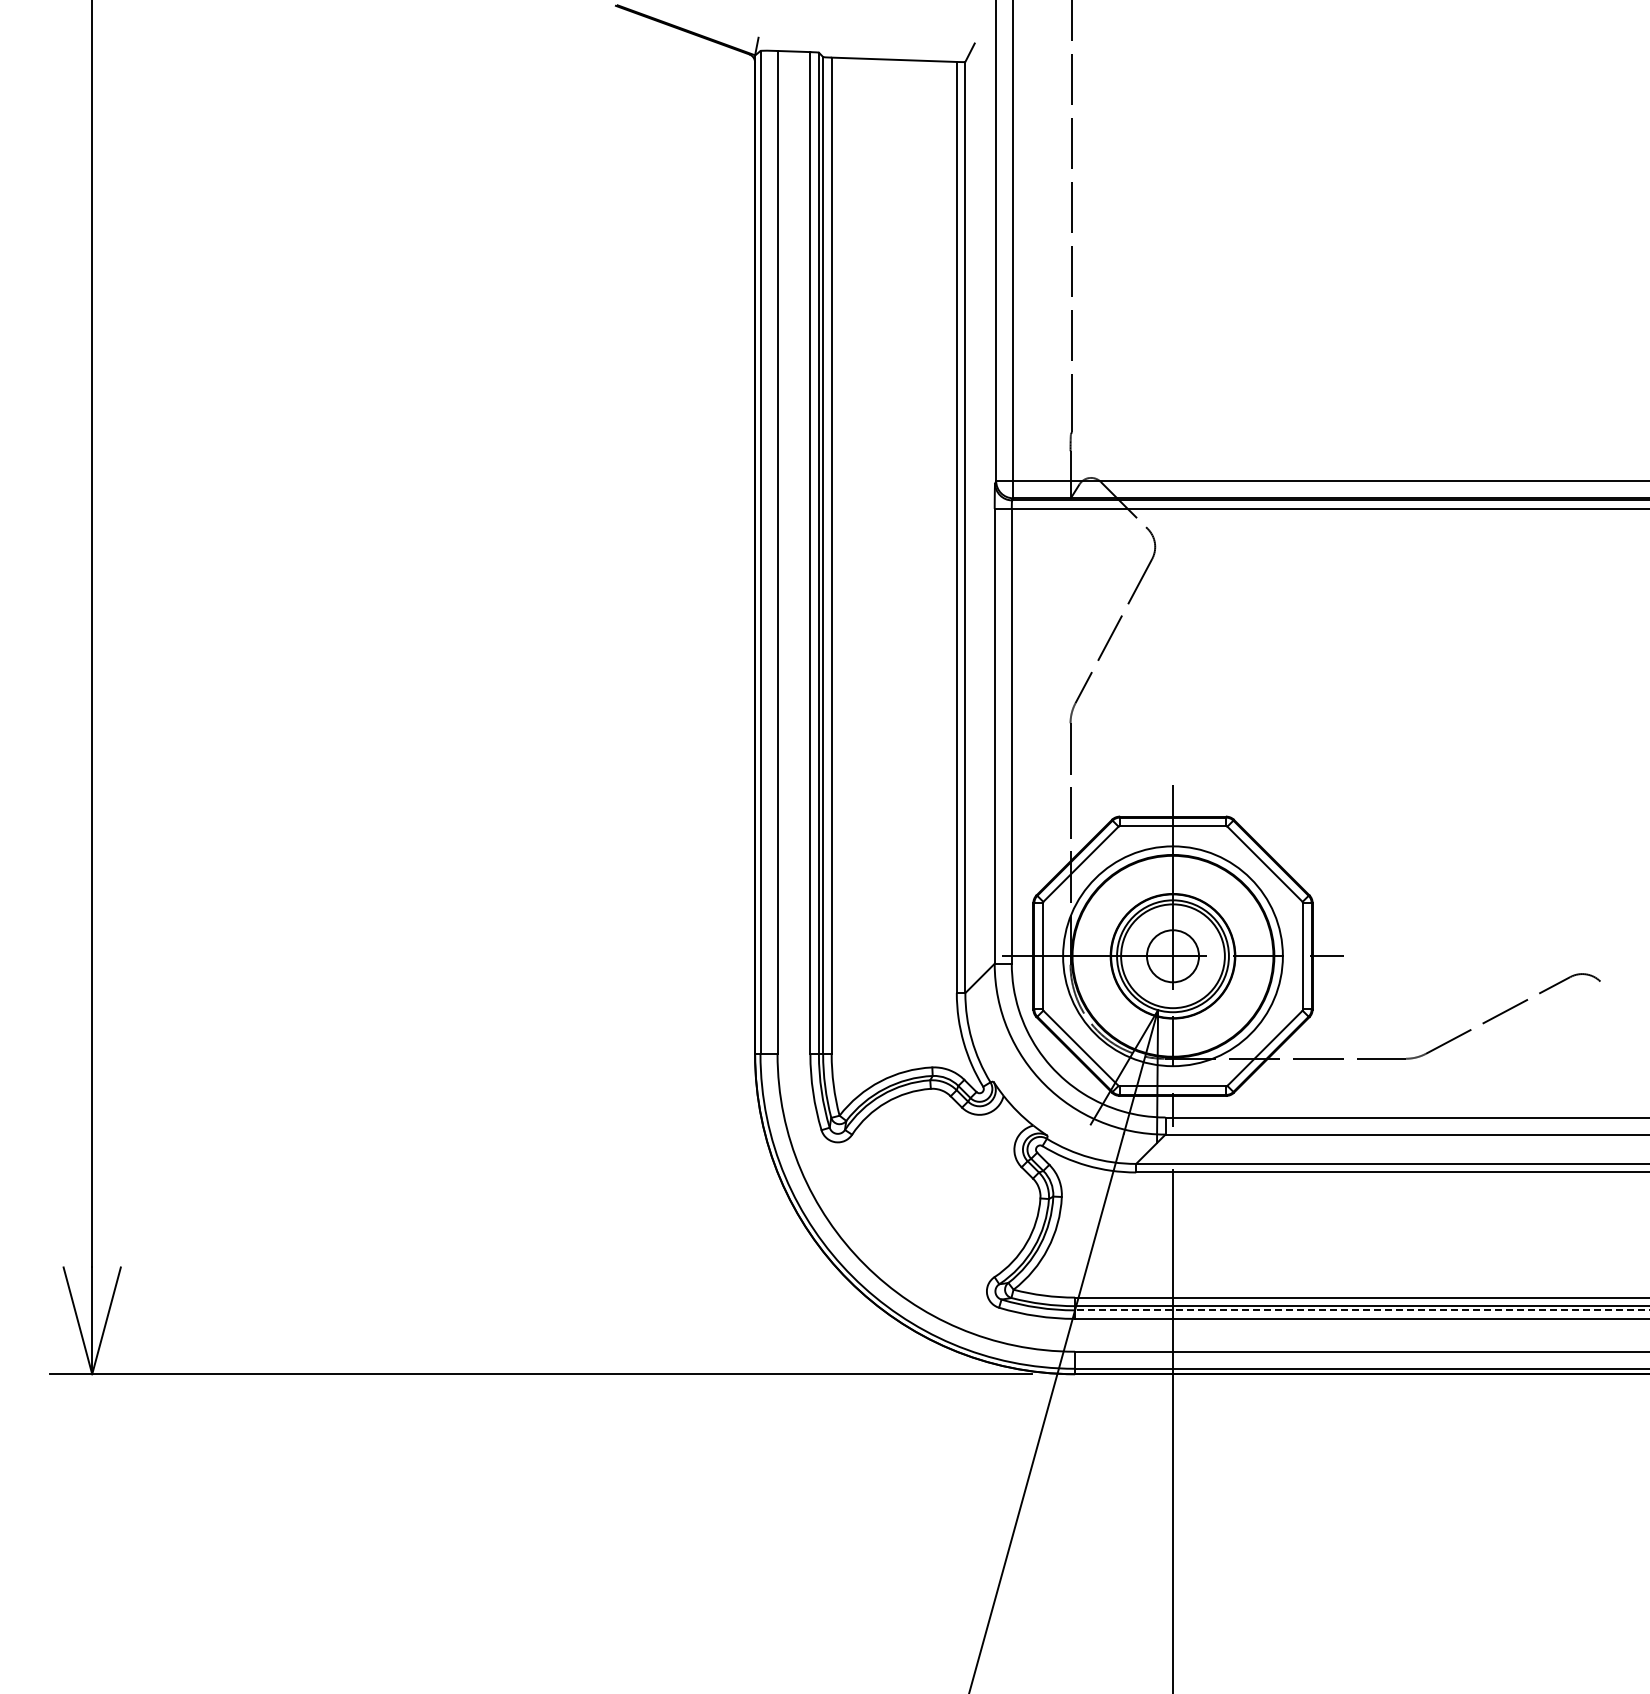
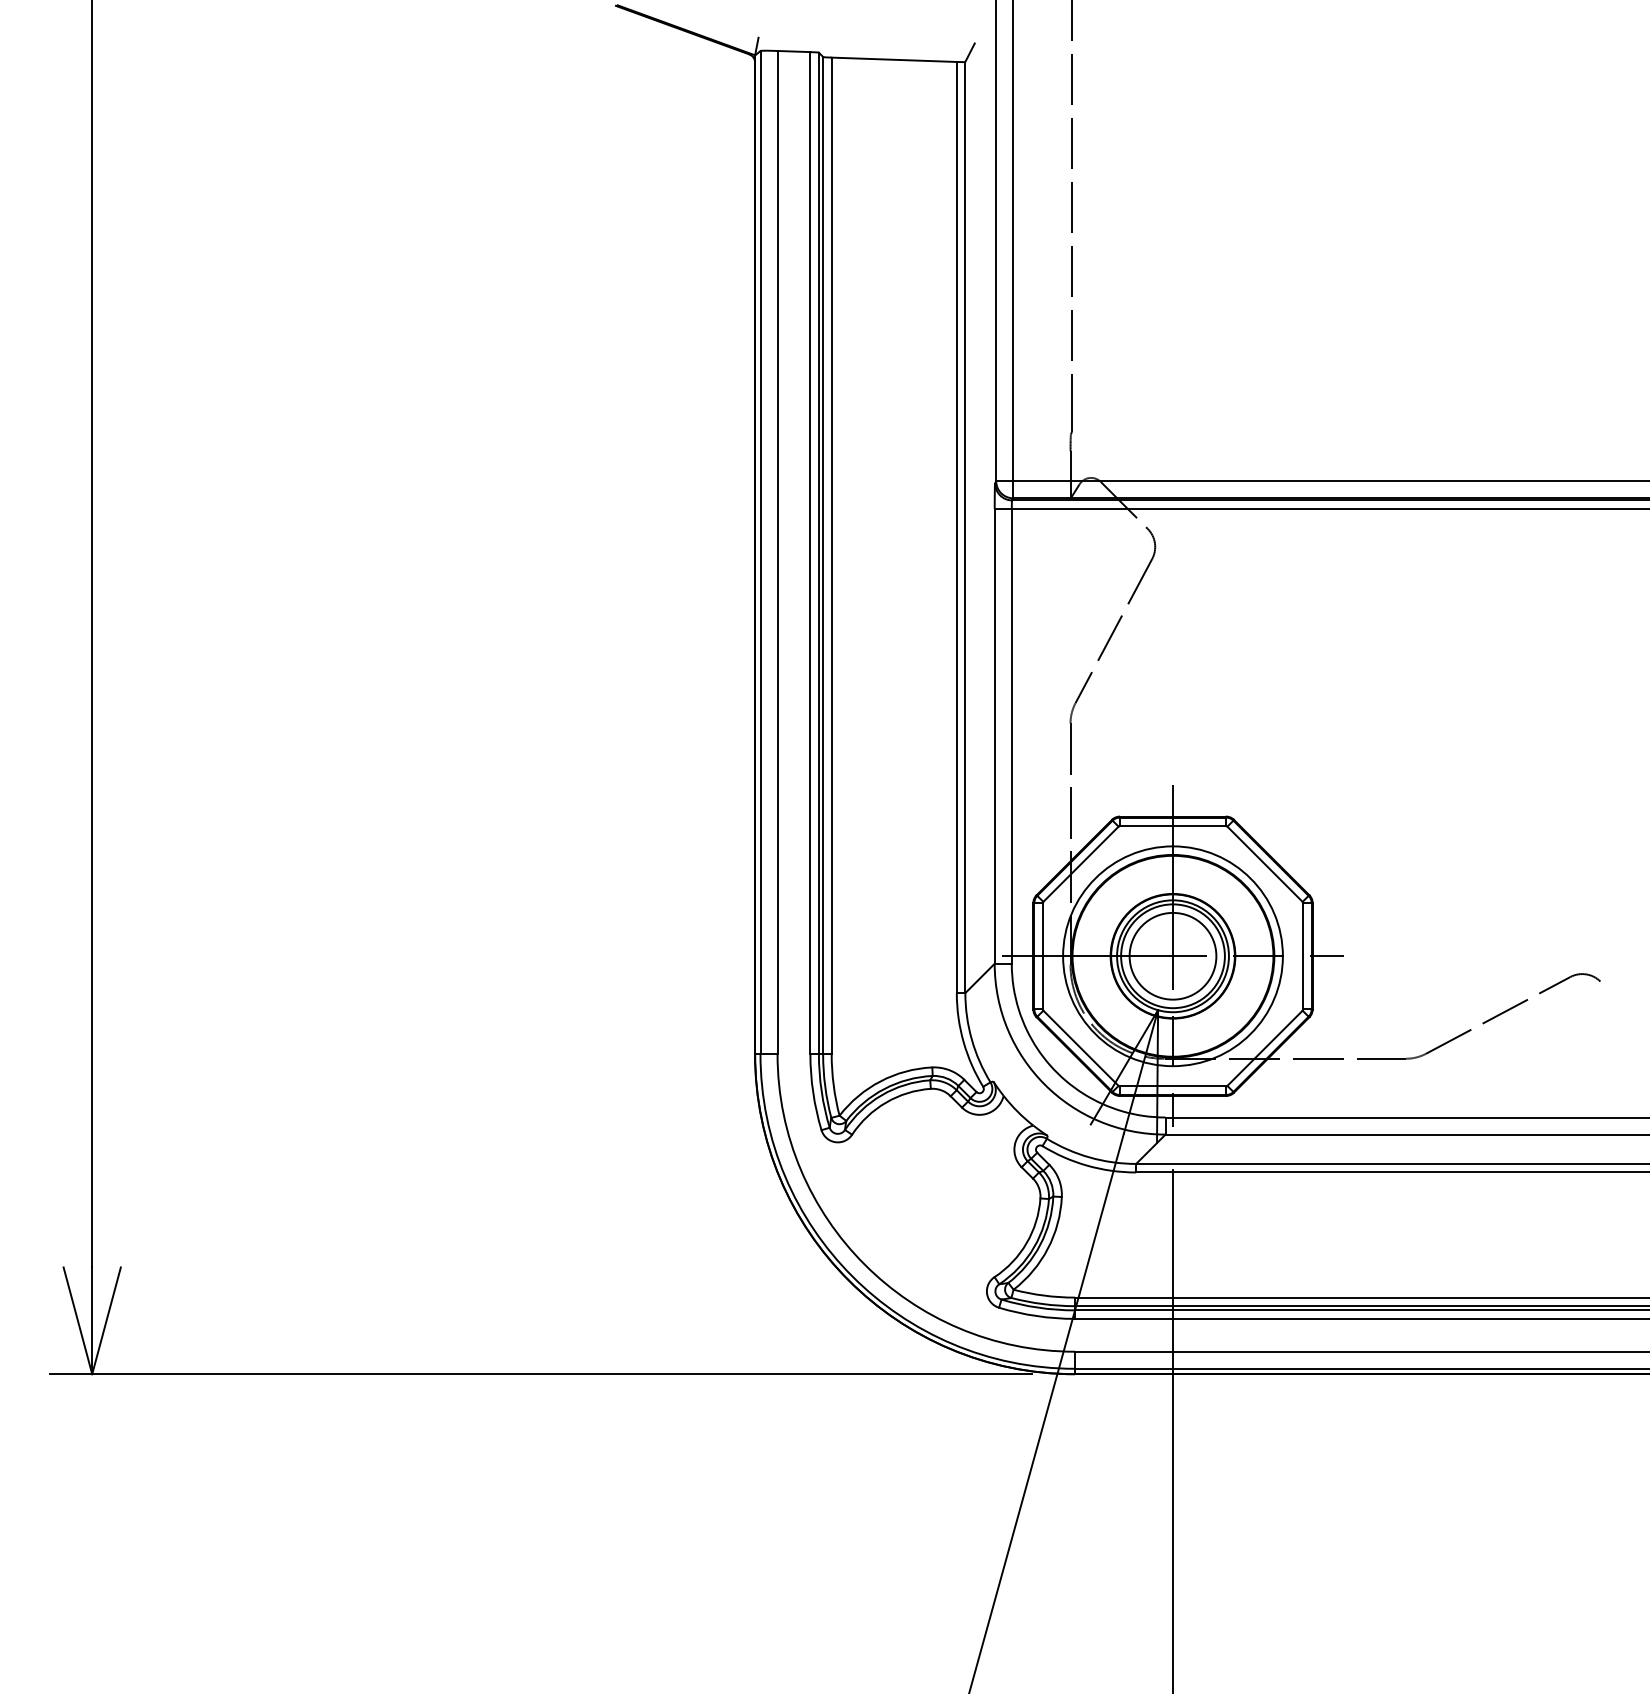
circle diameter: 52 px -> 87 px (1172, 955)
line: dashed -> solid (1361, 1310)
